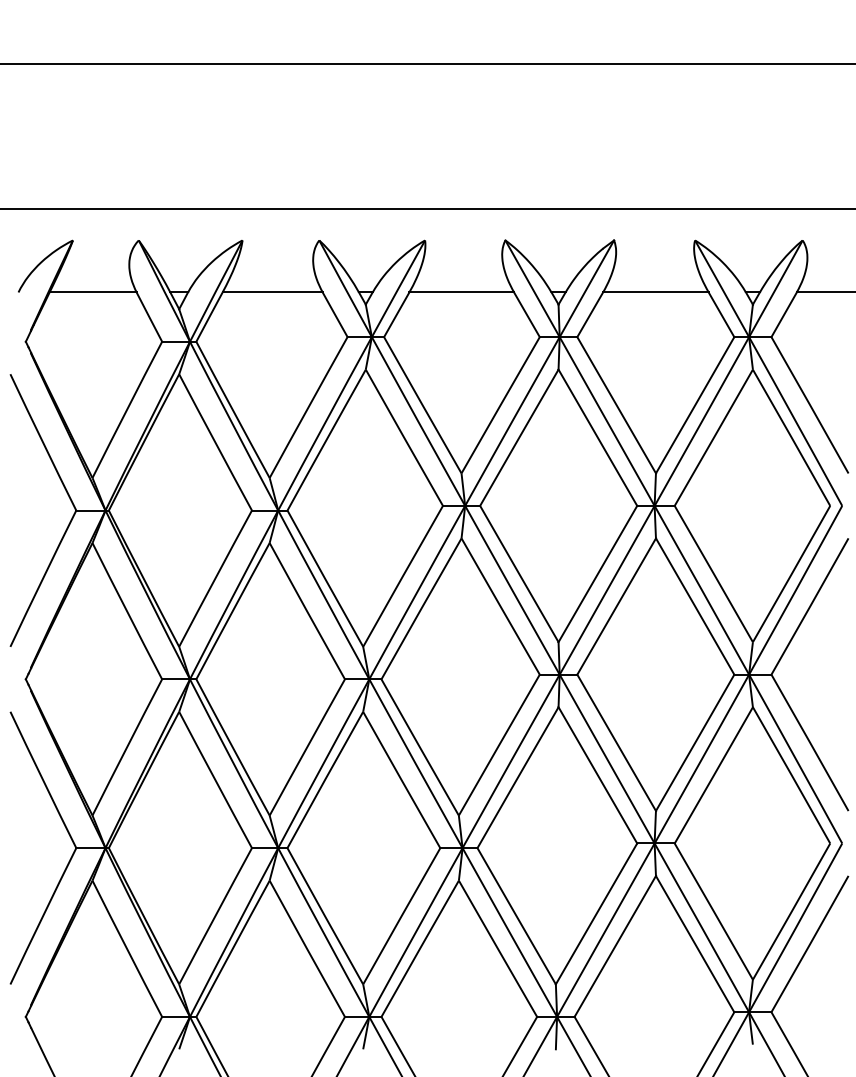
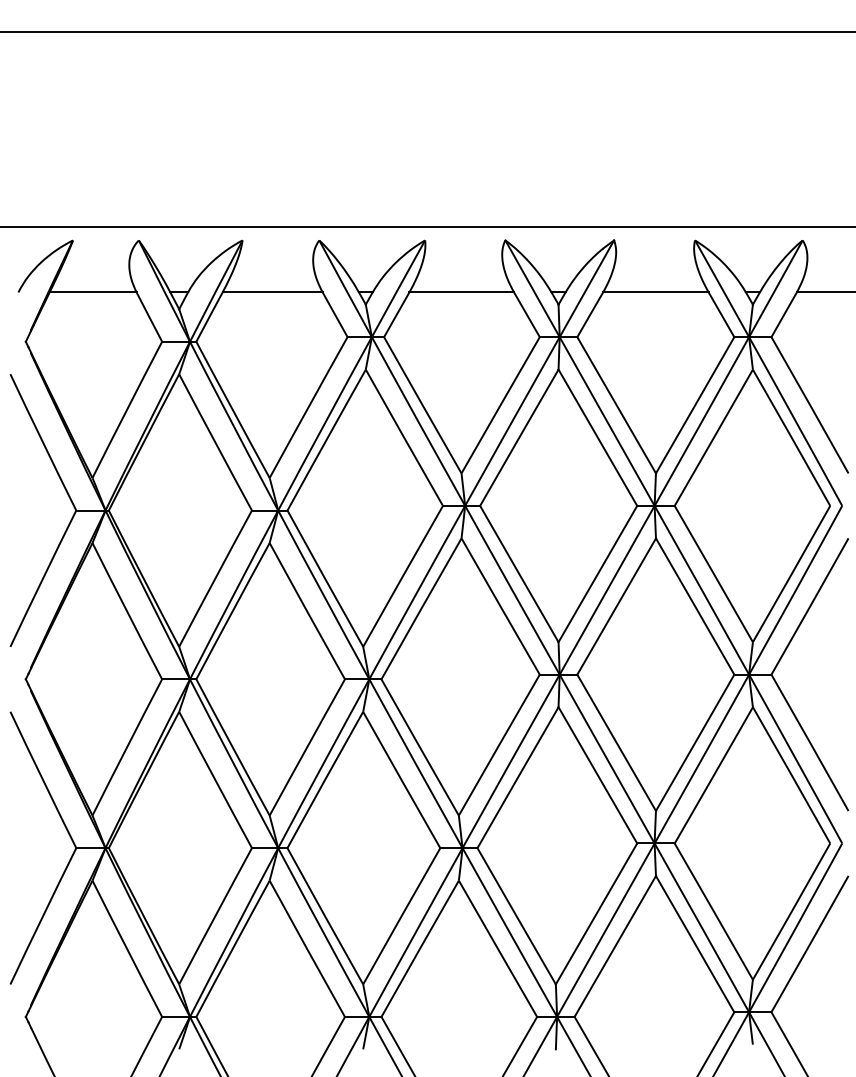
line position: (427, 64) -> (427, 32) (427, 32)
line position: (427, 209) -> (427, 227) (427, 227)
